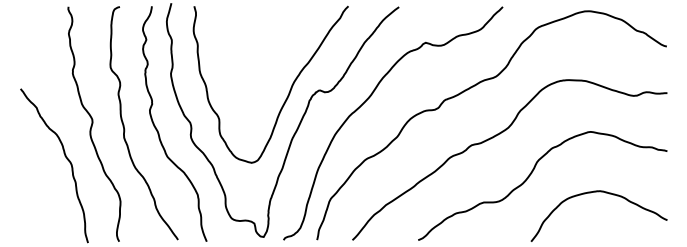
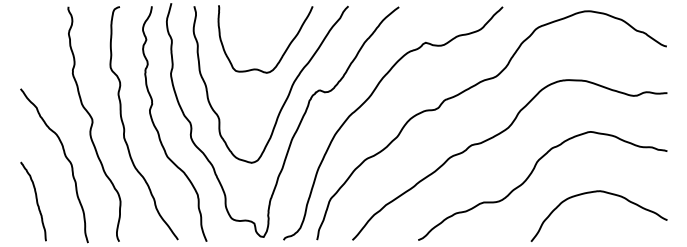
curve: none -> present (283, 52)
curve: none -> present (36, 201)
